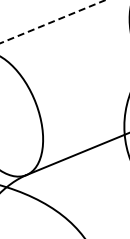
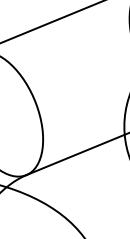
line: dashed -> solid (53, 21)
